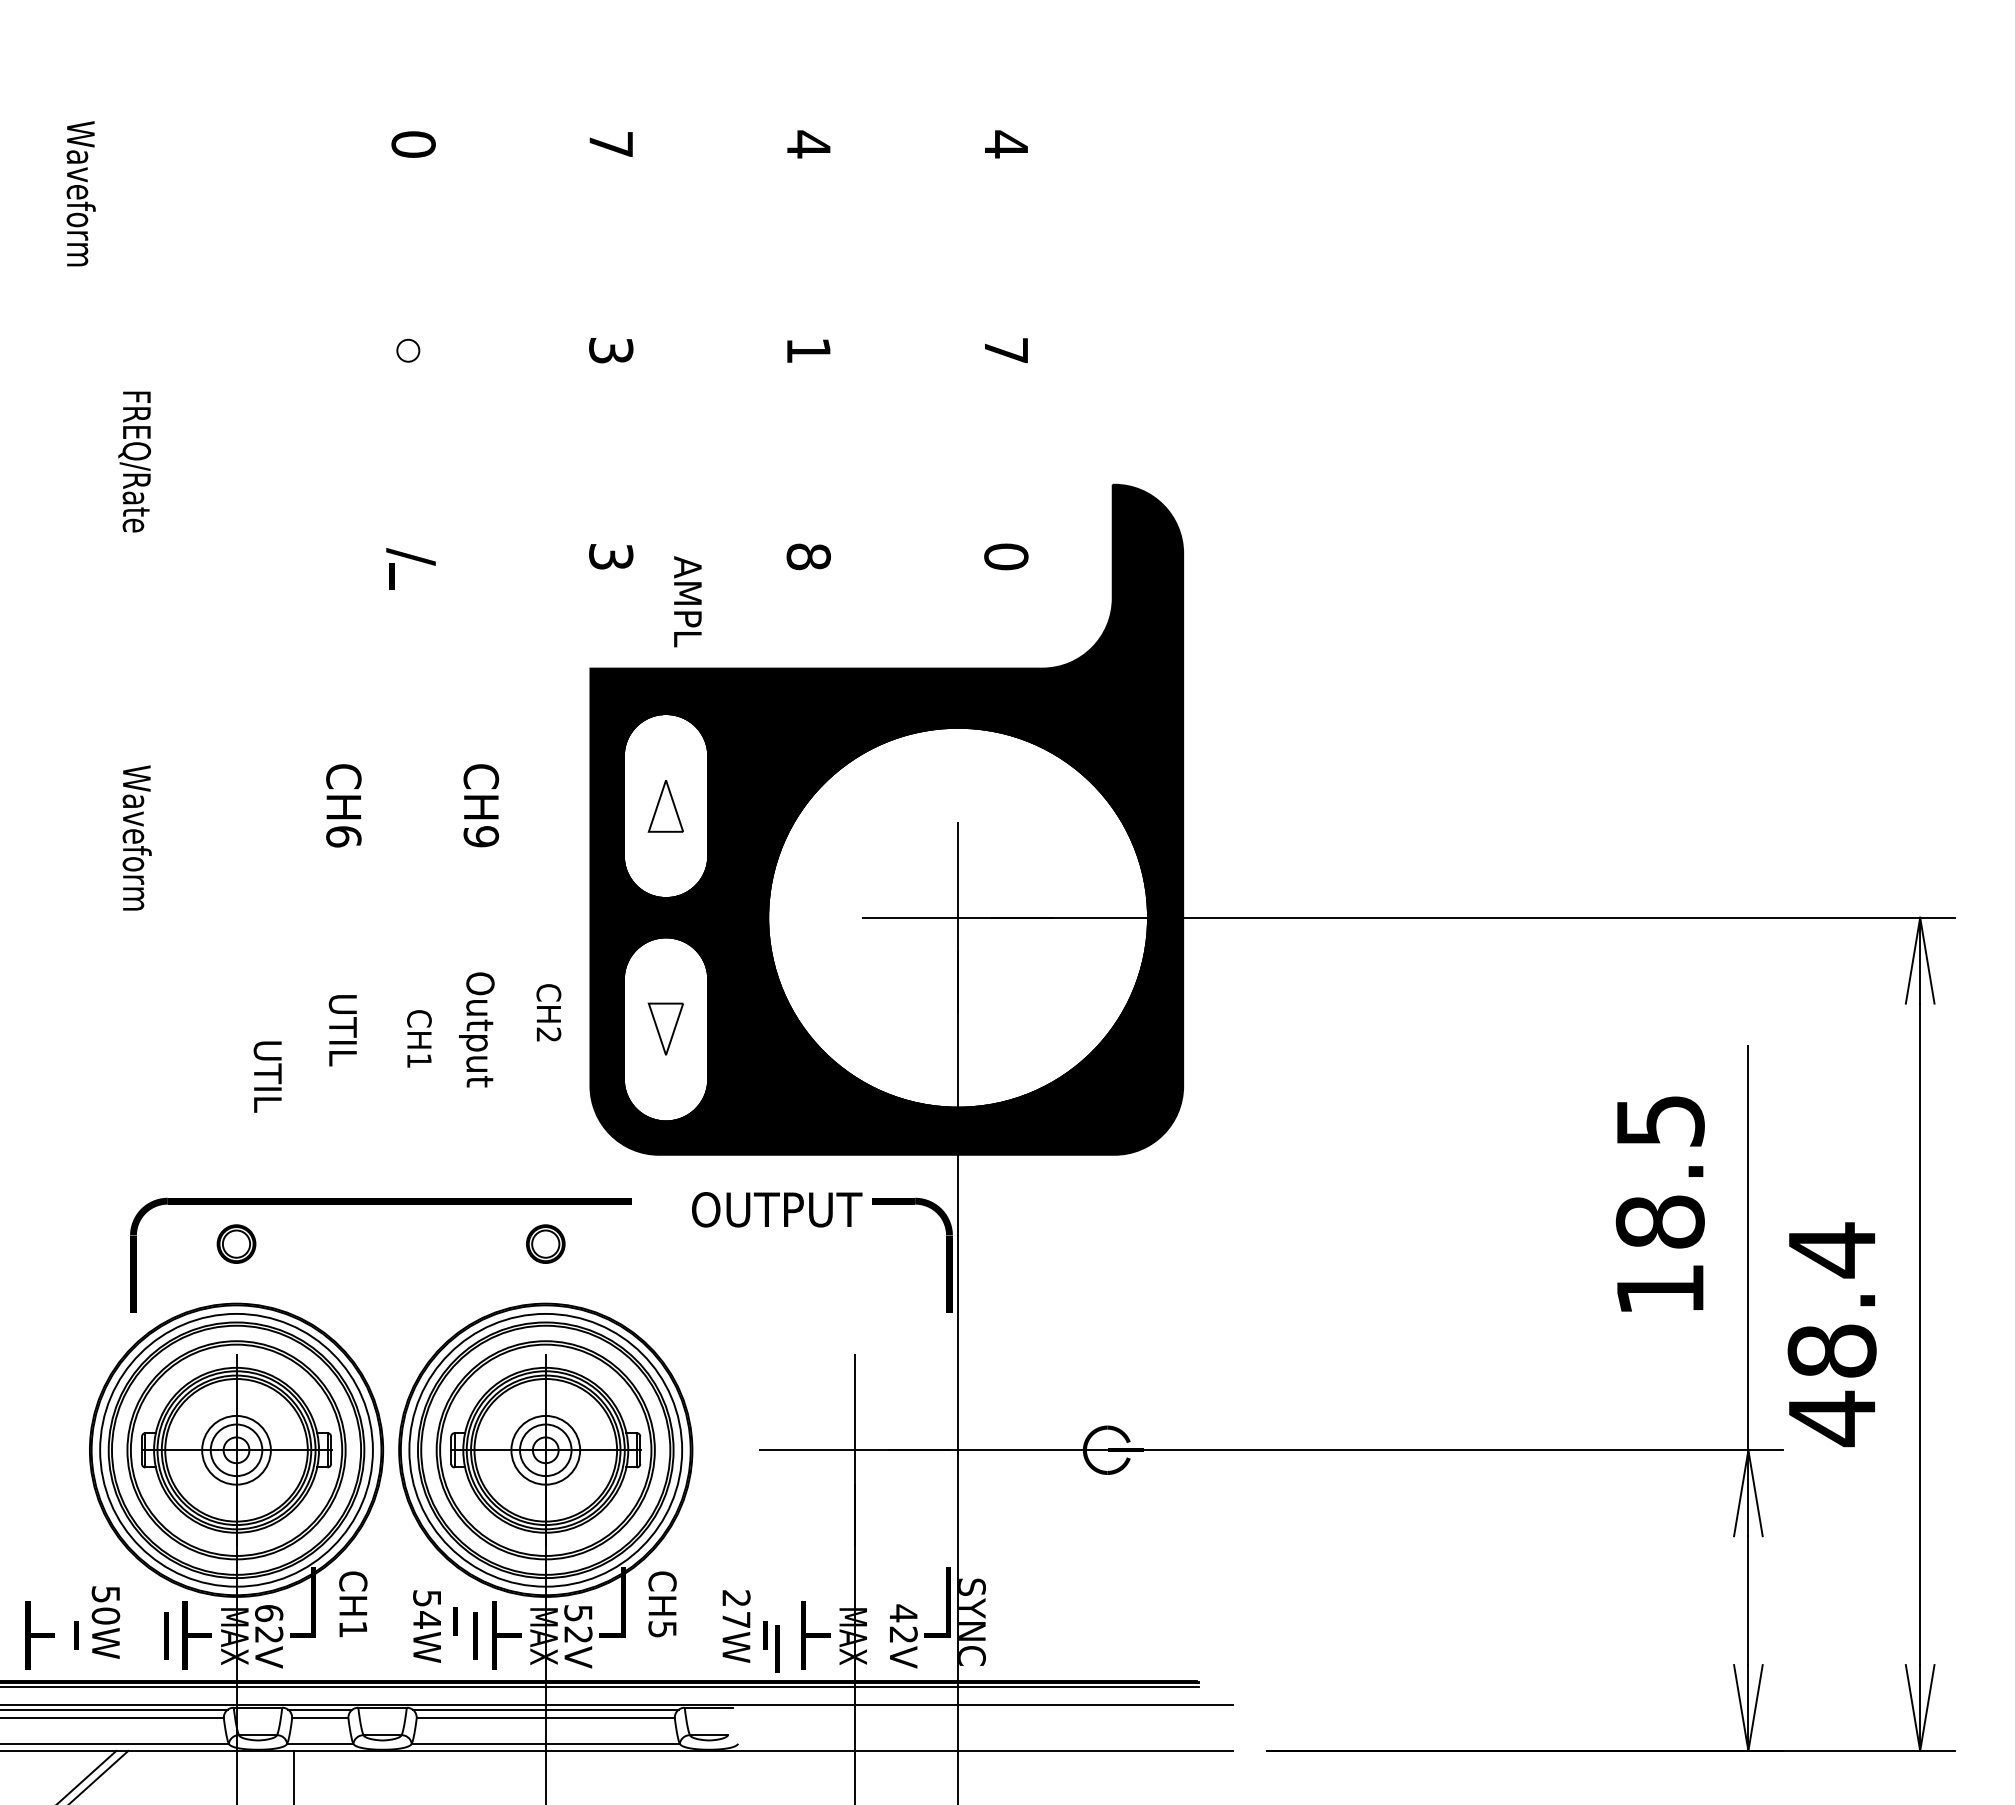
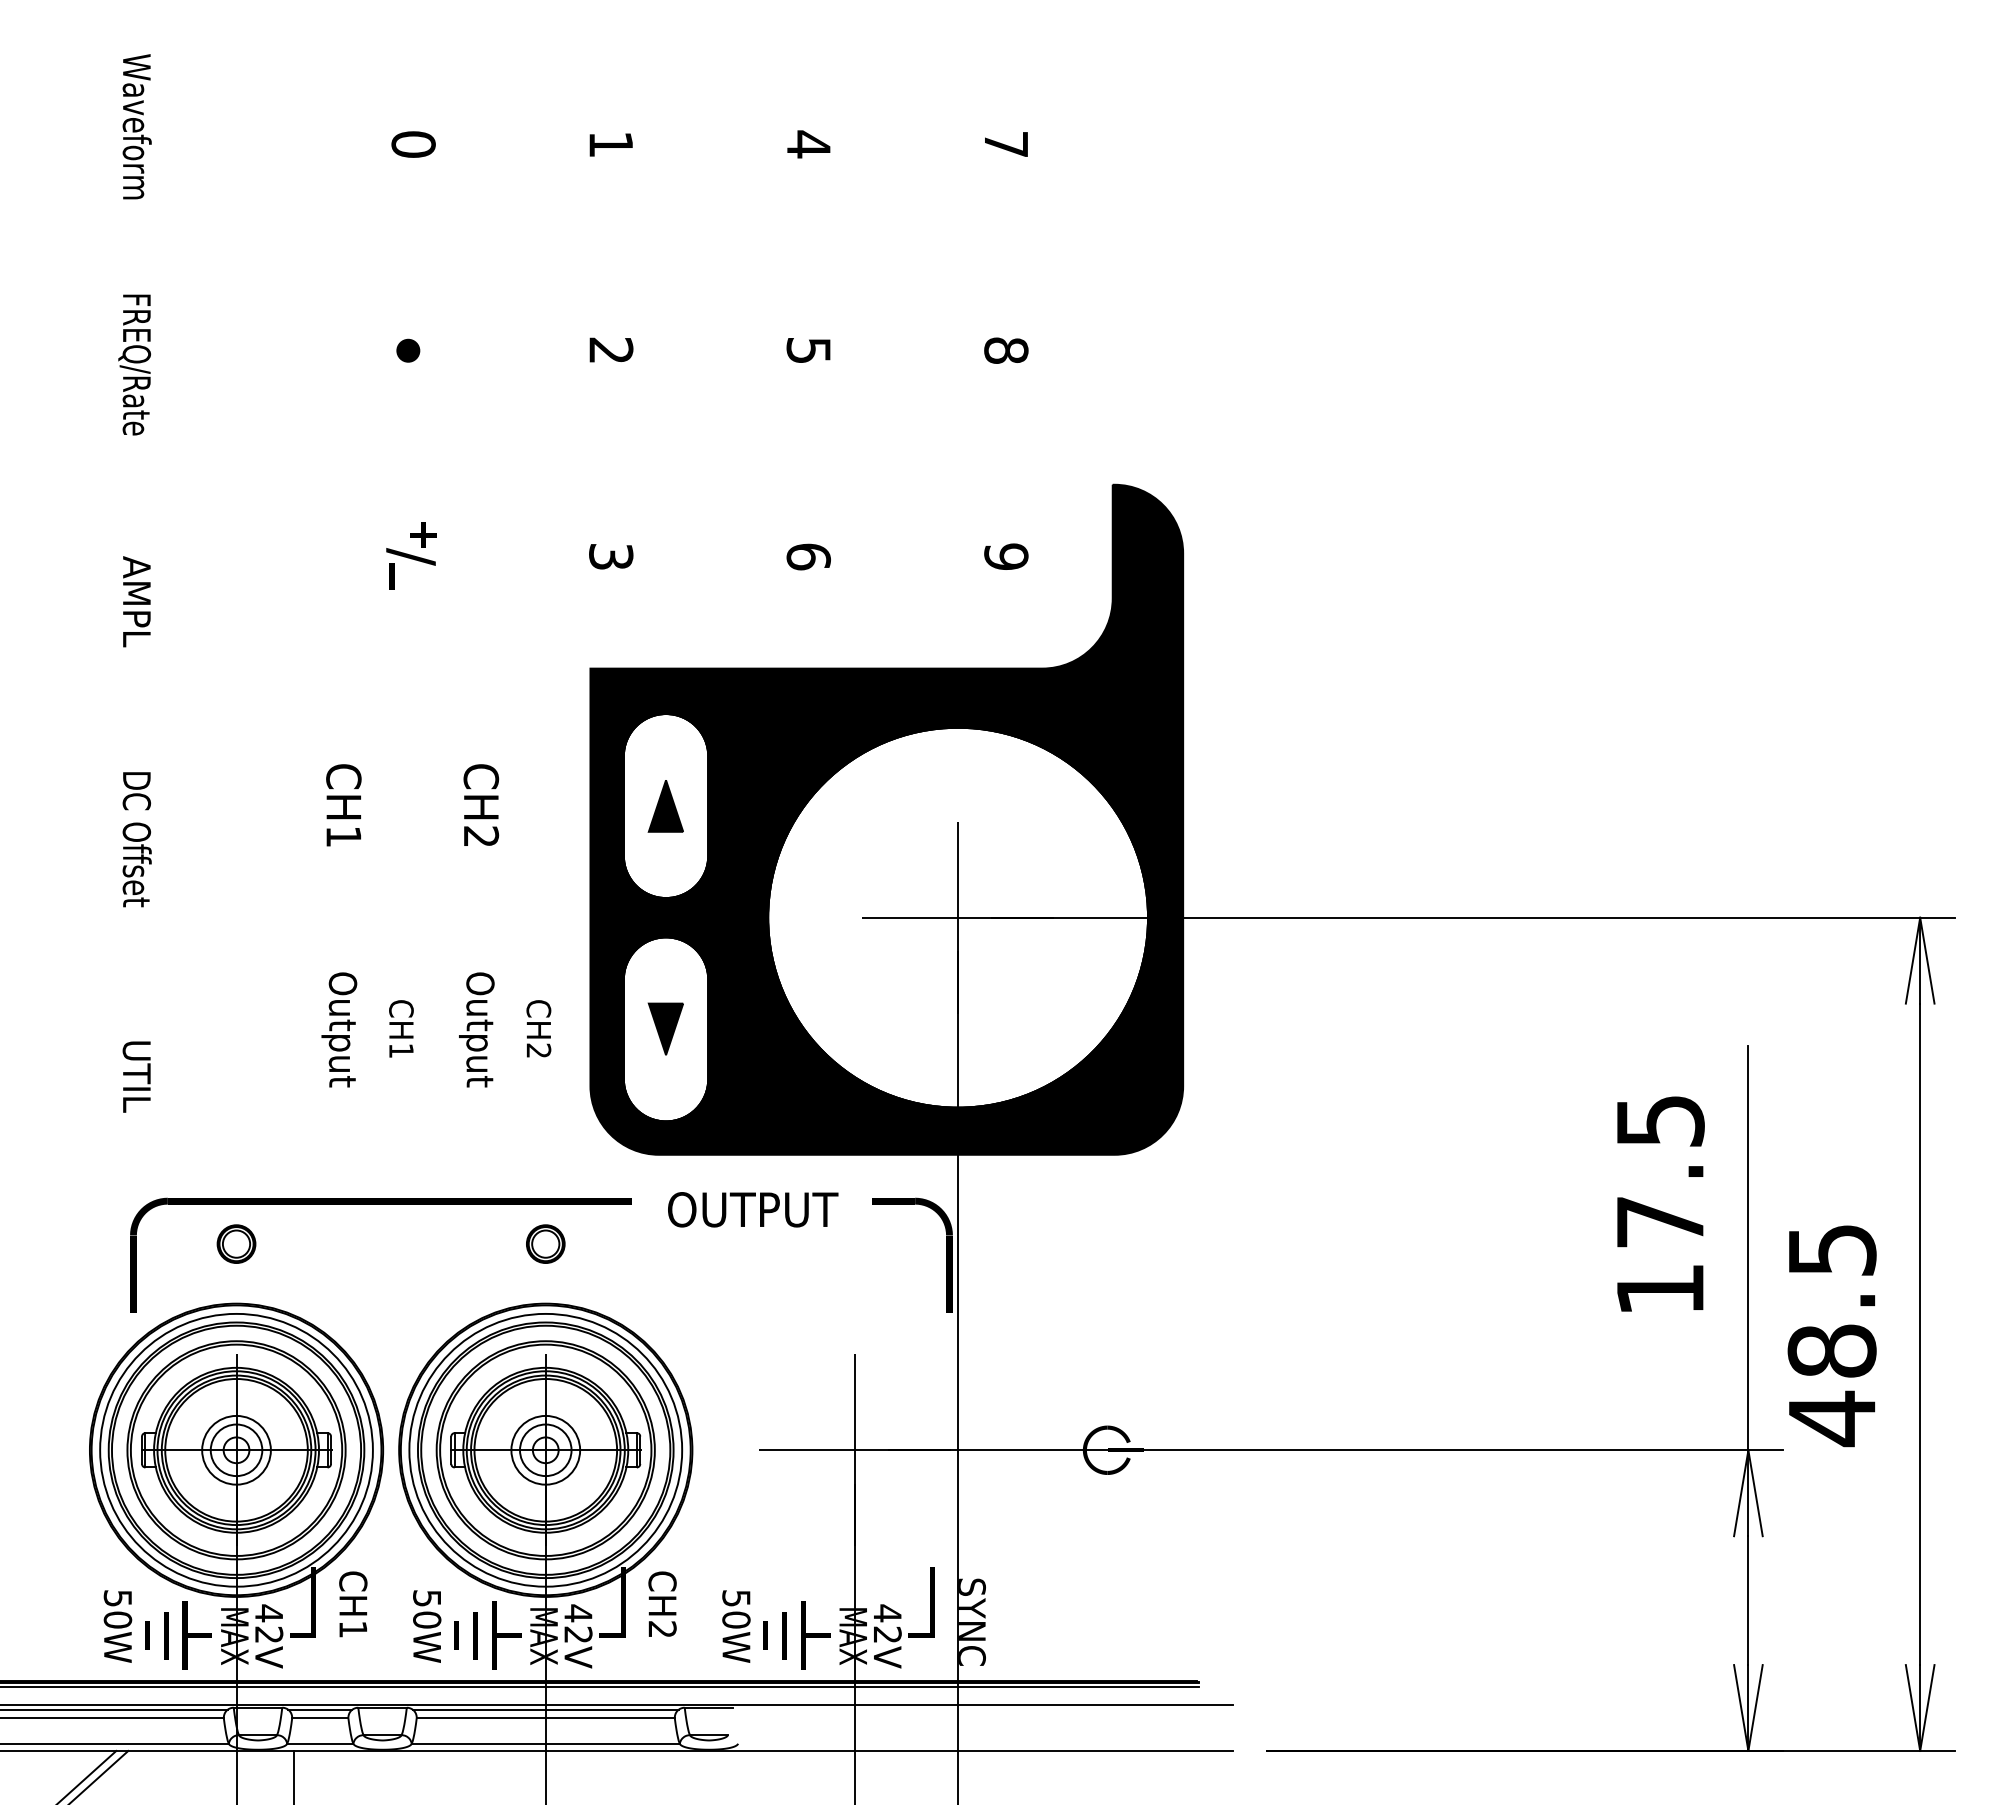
text: 7 -> 1 (610, 144)
text: 4 -> 7 (1006, 144)
text position: (80, 193) -> (136, 126) (136, 126)
fill: none -> present (408, 350)
text: 3 -> 2 (611, 350)
text: 1 -> 5 (808, 350)
text: 7 -> 8 (1006, 350)
text position: (134, 461) -> (134, 364) (134, 364)
part: none -> present (423, 534)
text: 8 -> 6 (808, 556)
text: 0 -> 9 (1006, 556)
text position: (687, 601) -> (136, 601) (136, 601)
fill: none -> present (665, 805)
text: CH6 -> CH1 (343, 836)
text: CH9 -> CH2 (480, 836)
text: Waveform -> DC Offset (136, 837)
text position: (548, 1012) -> (538, 1028) (538, 1028)
text: UTIL -> Output (339, 1029)
fill: none -> present (665, 1029)
text position: (419, 1038) -> (401, 1028) (401, 1028)
text position: (267, 1076) -> (136, 1076) (136, 1076)
text position: (777, 1209) -> (753, 1209) (753, 1209)
text: 18.5 -> 17.5 (1659, 1221)
text: 48.4 -> 48.5 (1832, 1250)
text: 27 -> 50 (736, 1609)
text: 62V -> 42V (269, 1613)
text: 52V -> 42V (578, 1613)
text position: (920, 1617) -> (904, 1617) (904, 1617)
text: 54 -> 50 (427, 1619)
line position: (455, 1621) -> (456, 1635) (456, 1635)
text position: (105, 1622) -> (117, 1626) (117, 1626)
text: CH5 -> CH2 (662, 1629)
part: present -> none (39, 1635)
line position: (76, 1635) -> (147, 1635) (147, 1635)
line position: (777, 1648) -> (784, 1635) (784, 1635)
